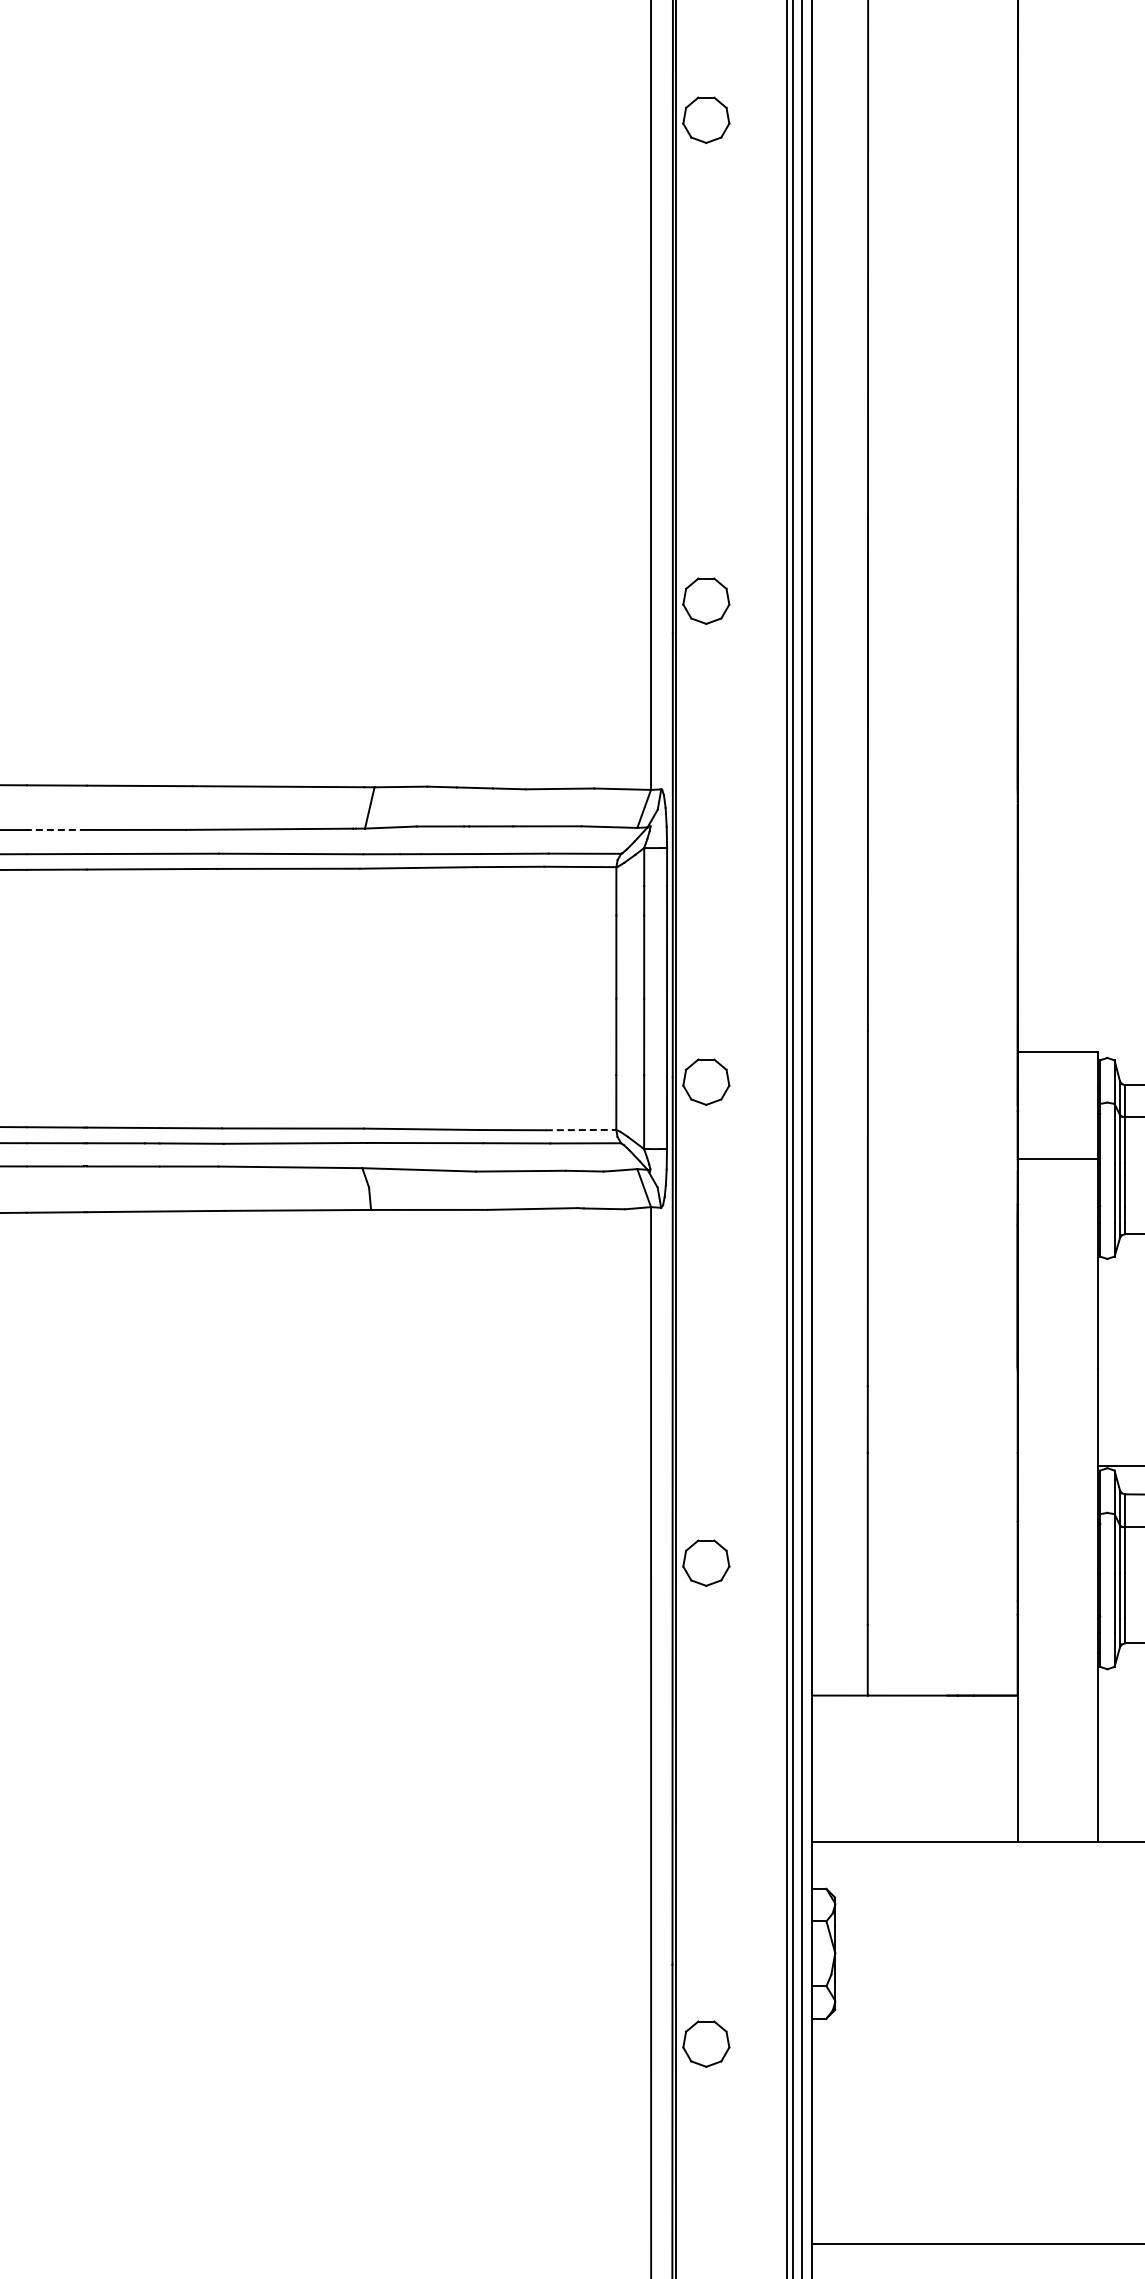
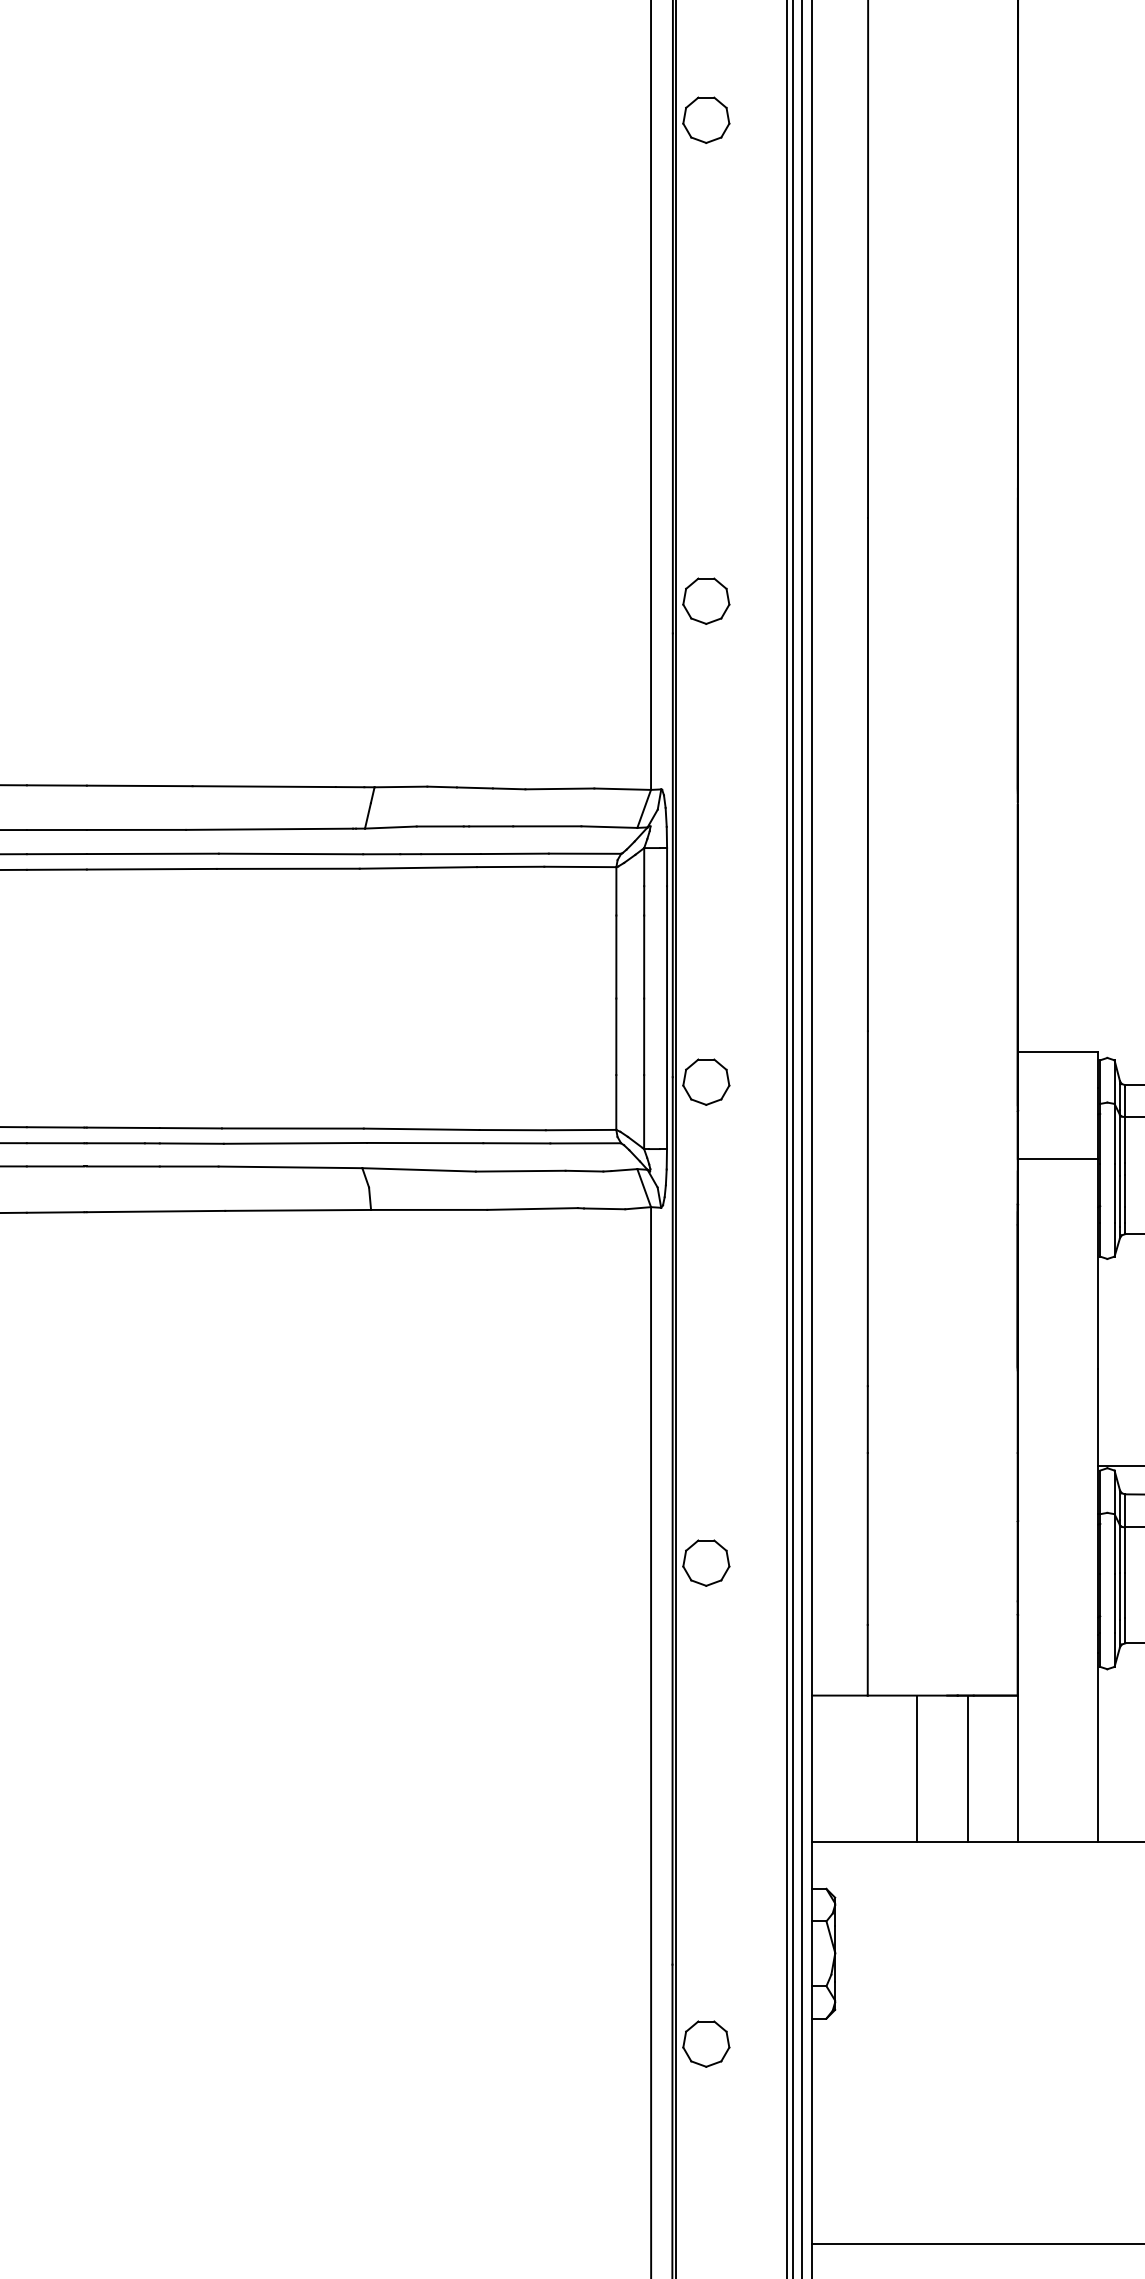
line: dashed -> solid (56, 830)
line: dashed -> solid (581, 1130)
line: none -> present (917, 1768)
line: none -> present (967, 1768)
